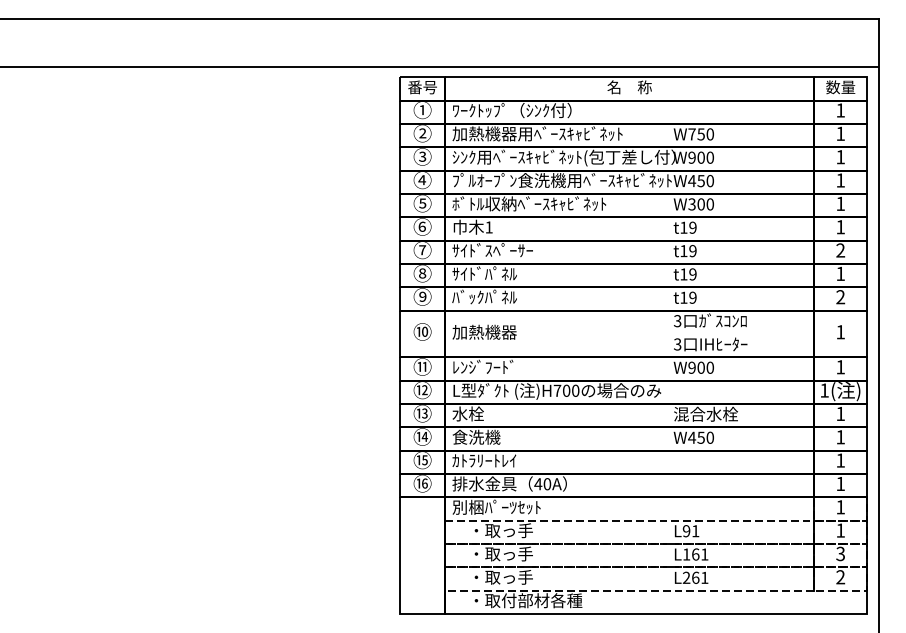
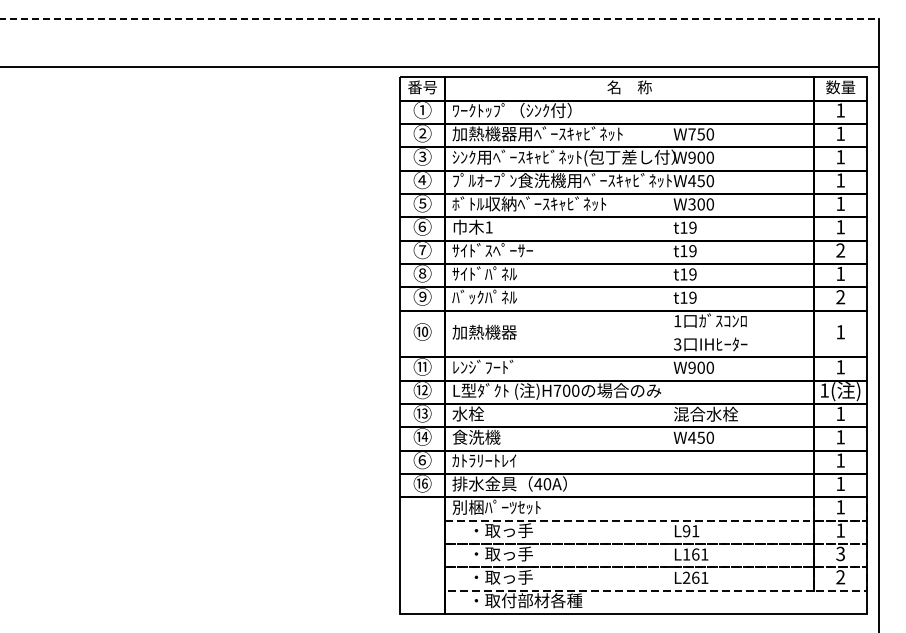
line: solid -> dashed (439, 18)
text: 3 -> 1 (677, 321)
text: ⑮ -> ⑥ (422, 460)
